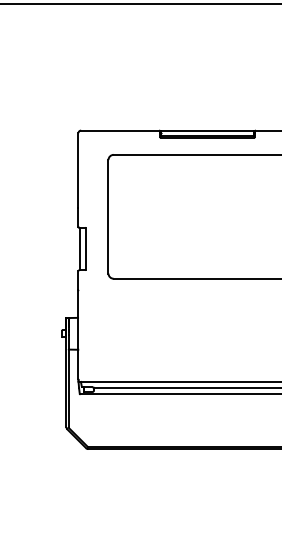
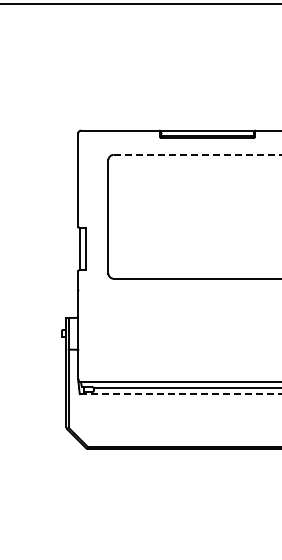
line: solid -> dashed (197, 154)
line: solid -> dashed (181, 394)
